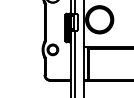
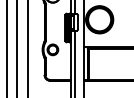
line: none -> present (6, 48)
line: none -> present (16, 48)
line: none -> present (27, 48)
